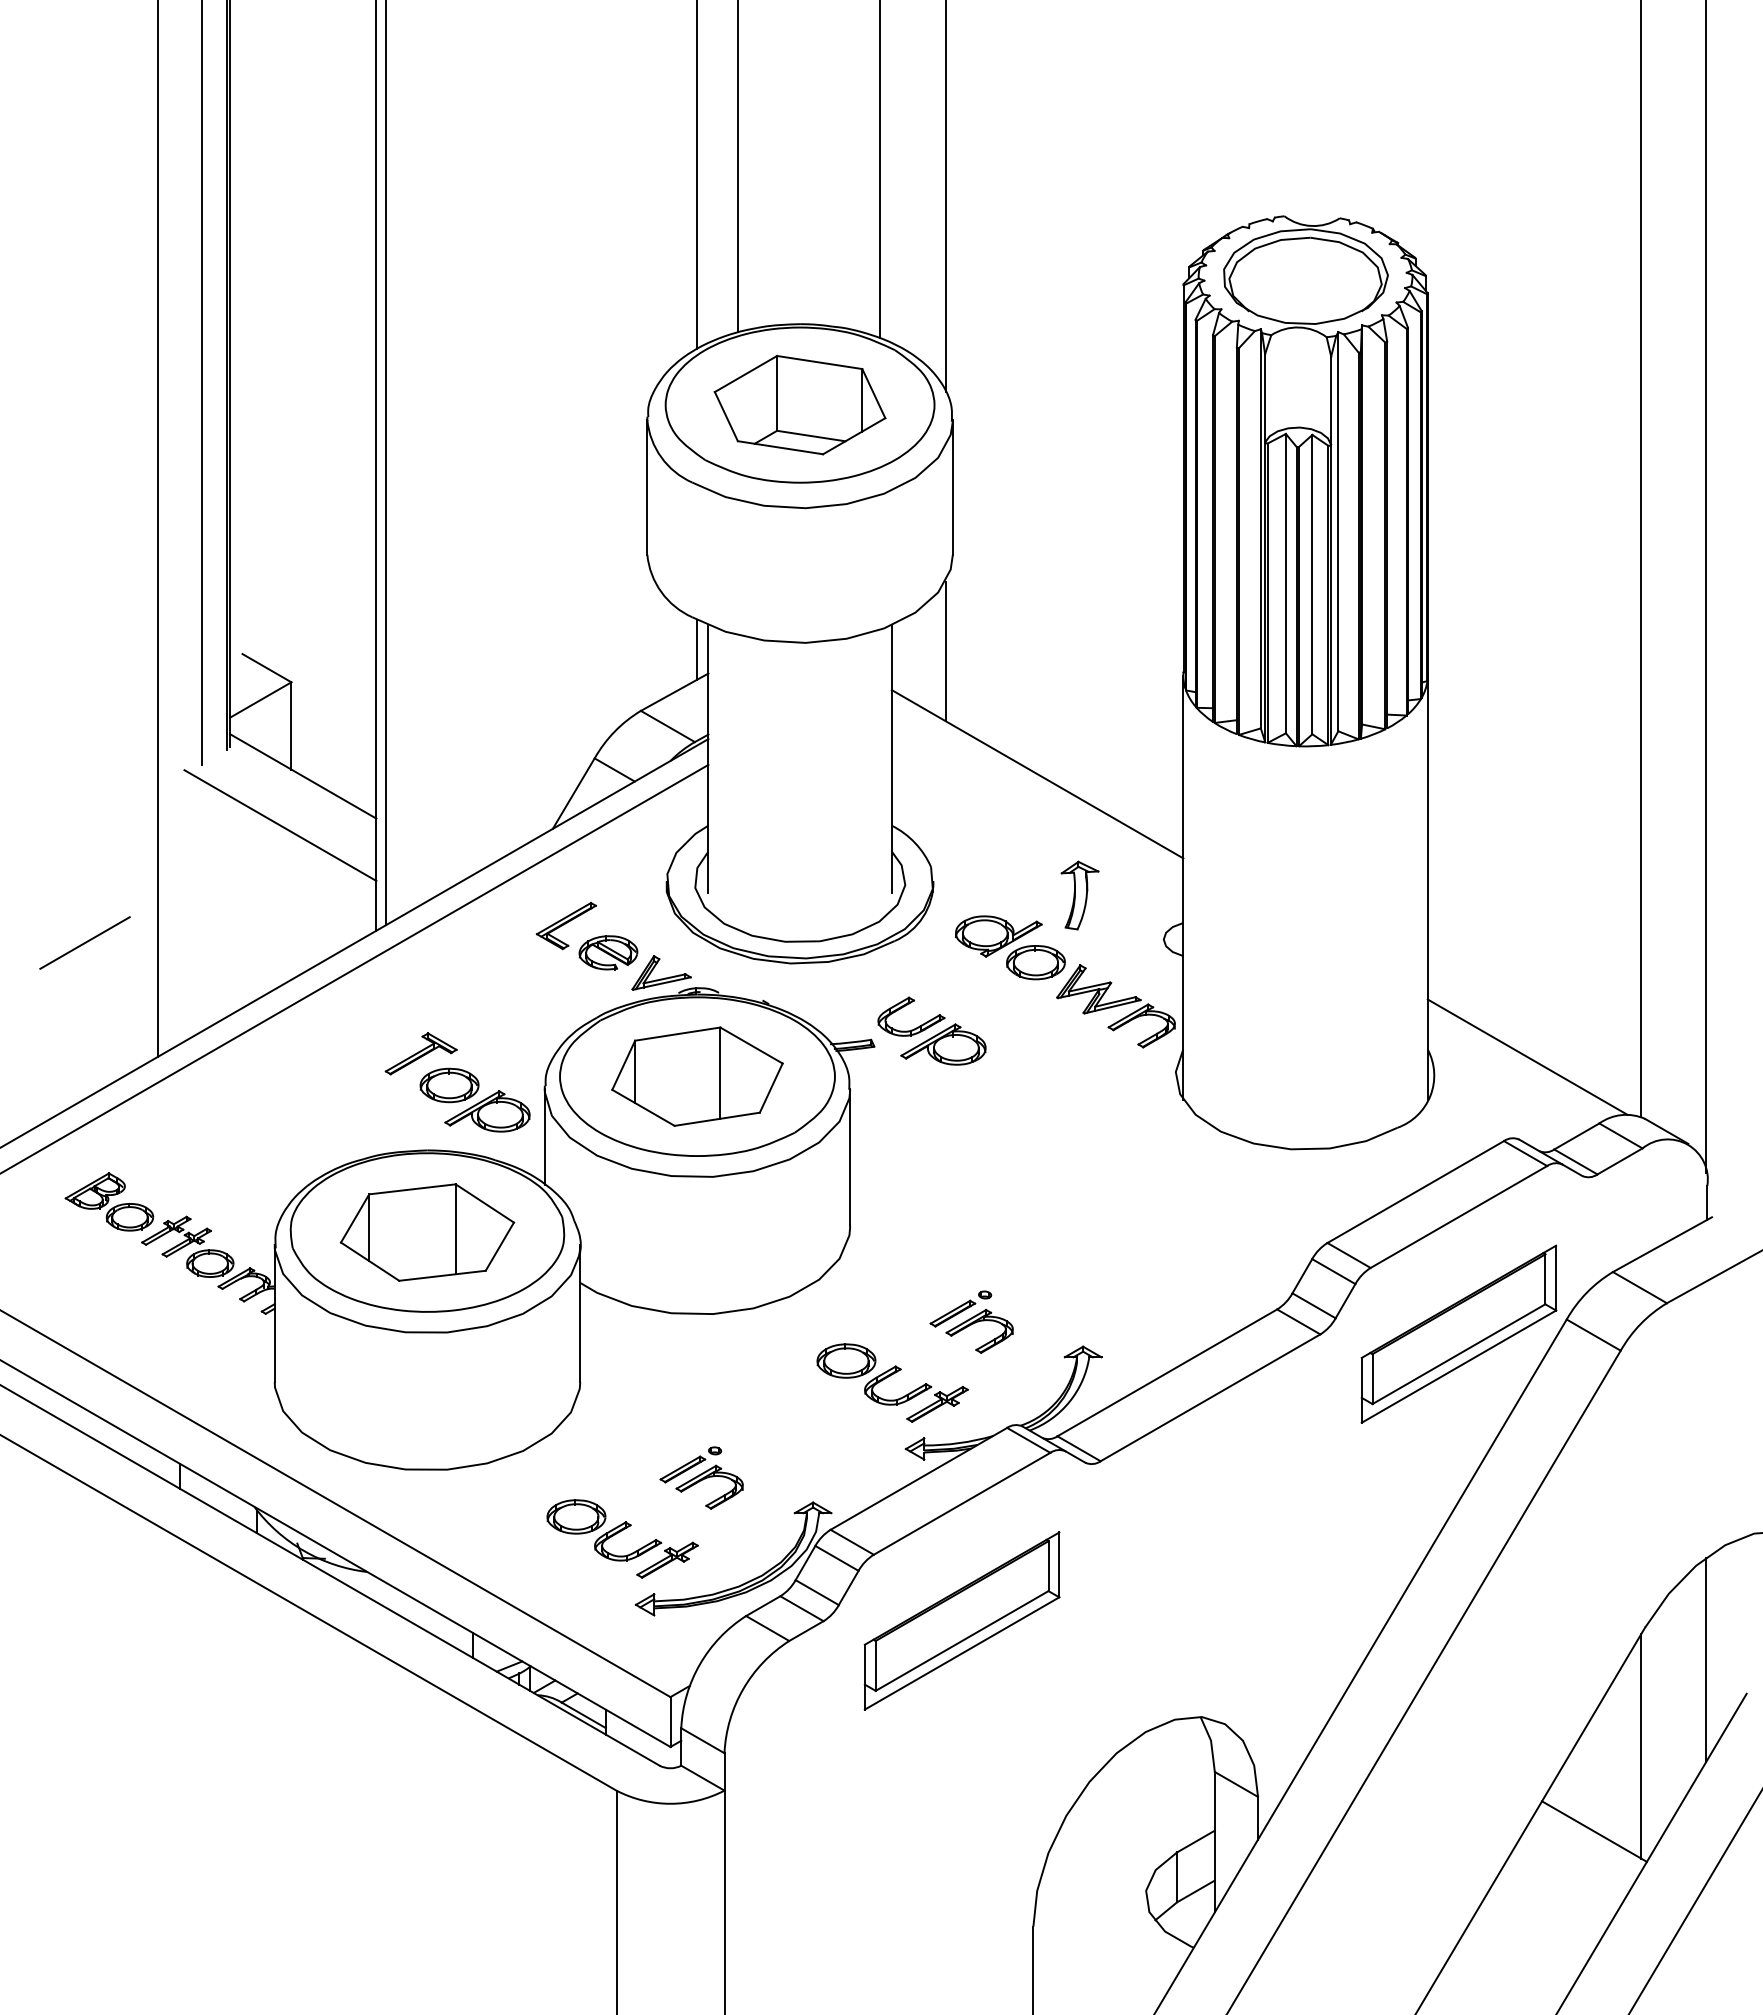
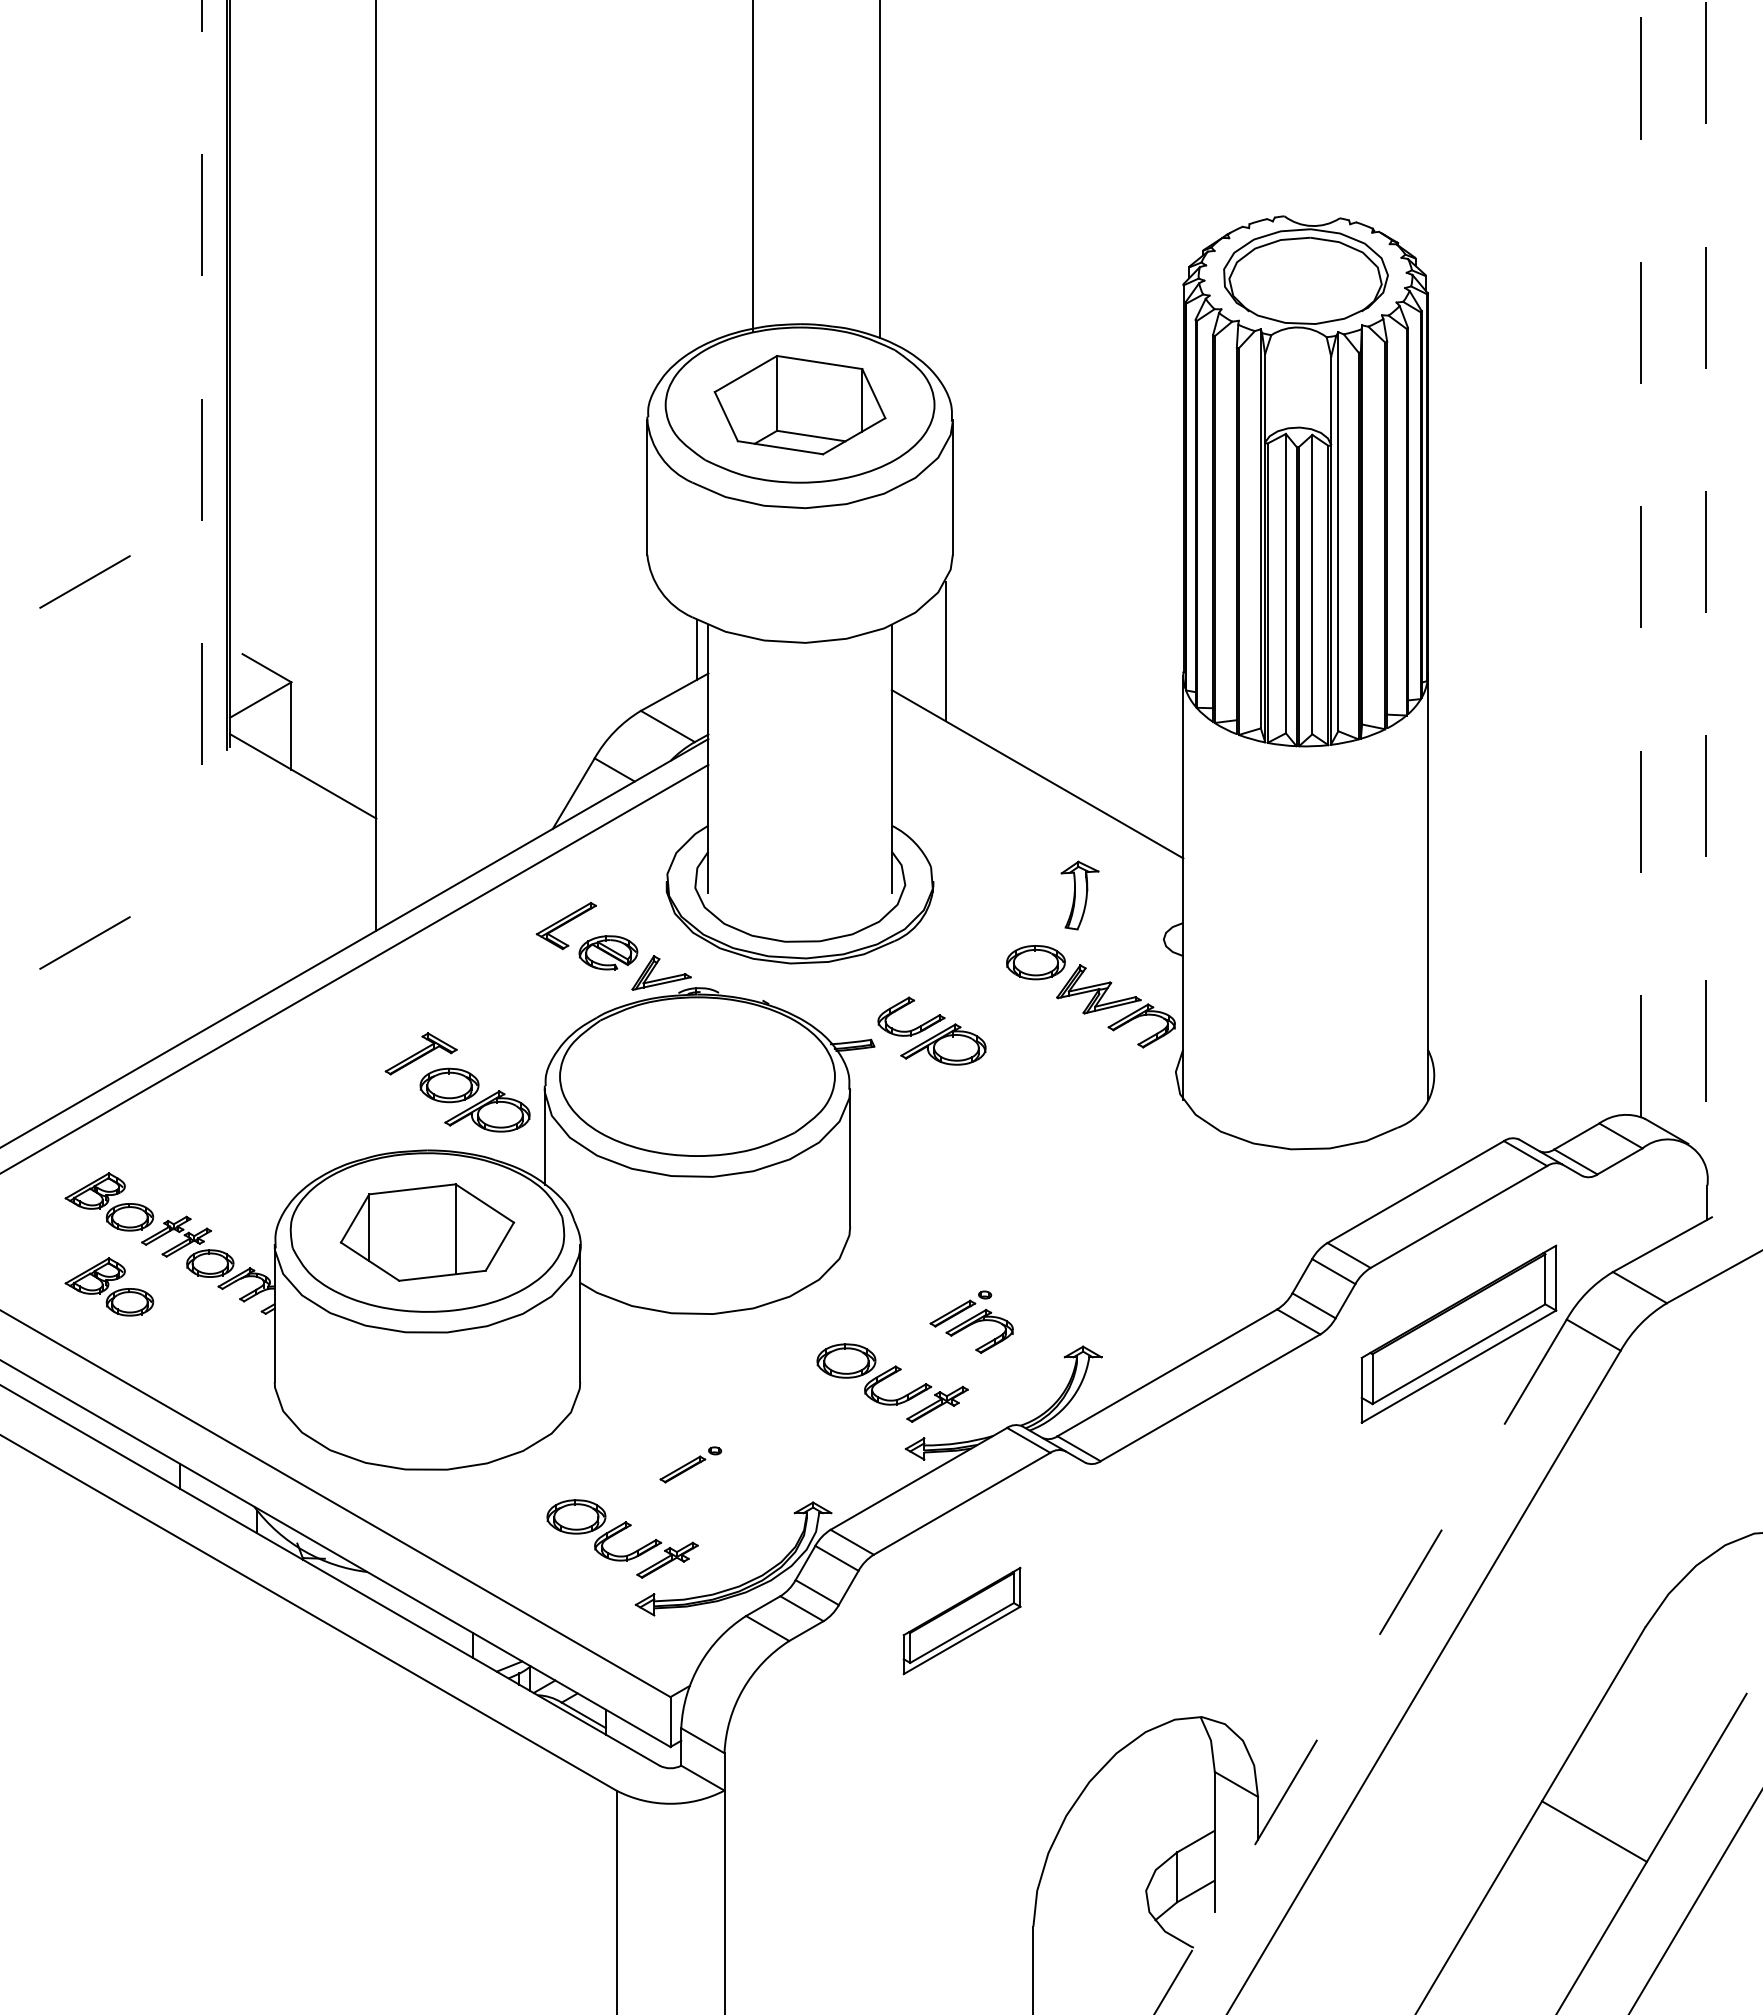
line position: (738, 167) -> (753, 167) (753, 167)
line: present -> none (696, 175)
line: present -> none (945, 197)
line: solid -> dashed (201, 382)
line: present -> none (385, 463)
line: present -> none (158, 529)
line: solid -> dashed (1641, 558)
line: none -> present (84, 581)
line: solid -> dashed (1706, 586)
line: present -> none (280, 825)
part: present -> none (998, 936)
line: present -> none (1527, 1056)
part: present -> none (697, 1076)
part: none -> present (109, 1286)
part: present -> none (708, 1478)
part size: 198x180 px -> 120x110 px (961, 1620)
line: present -> none (1706, 1659)
line: solid -> dashed (1360, 1666)
line: present -> none (1641, 1745)
